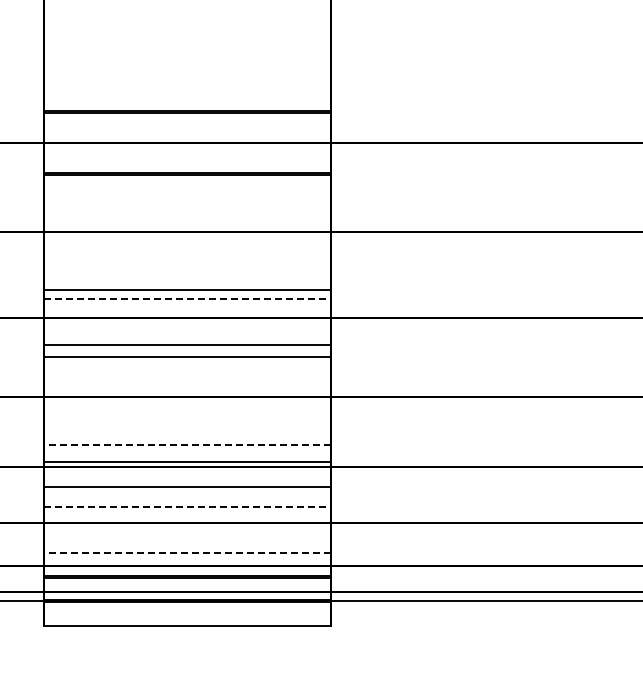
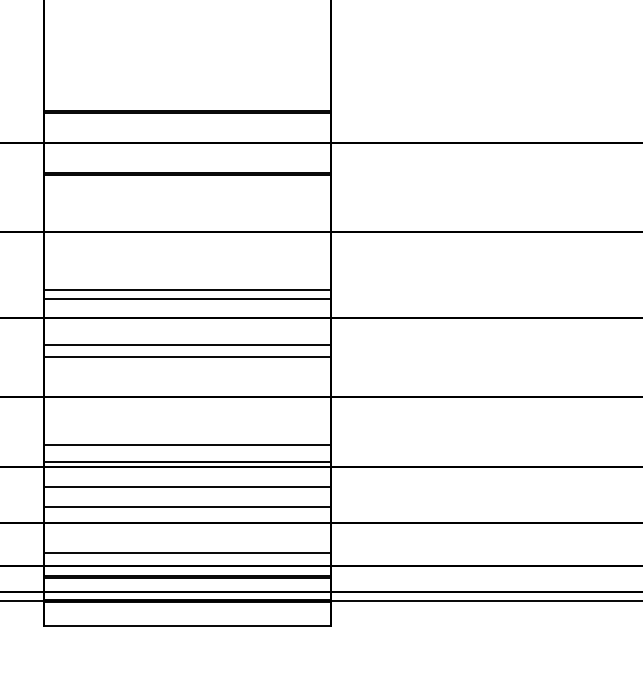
line: dashed -> solid (188, 298)
line: dashed -> solid (187, 444)
line: dashed -> solid (188, 507)
line: dashed -> solid (187, 553)
